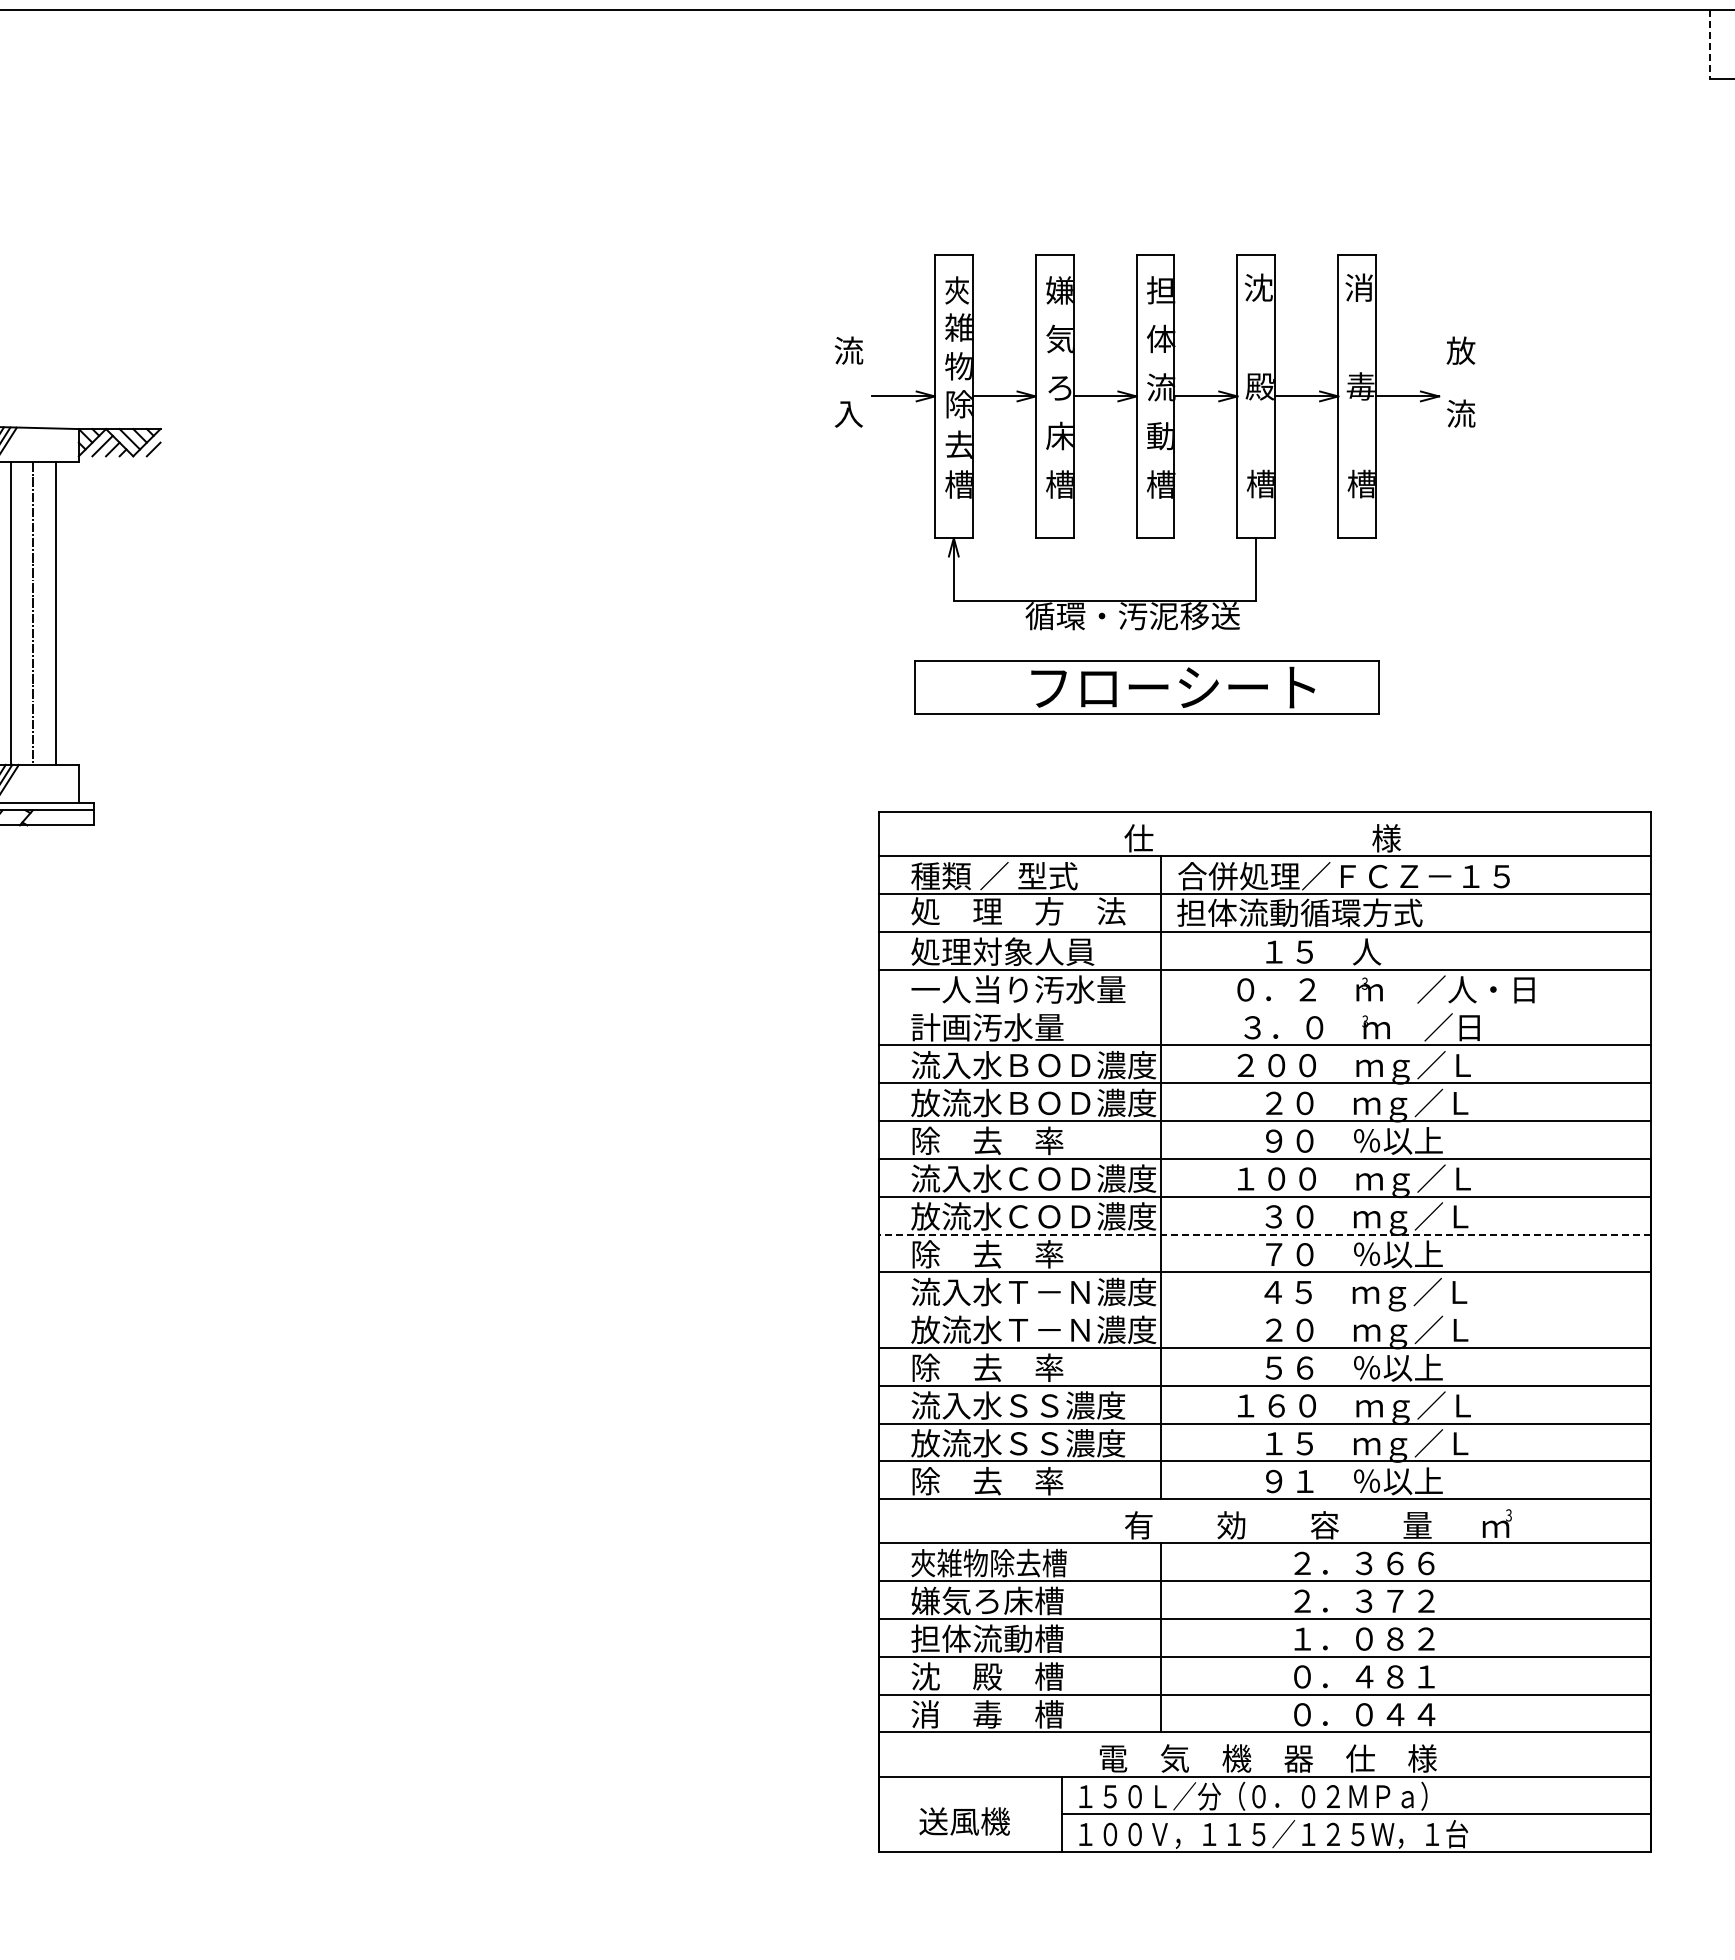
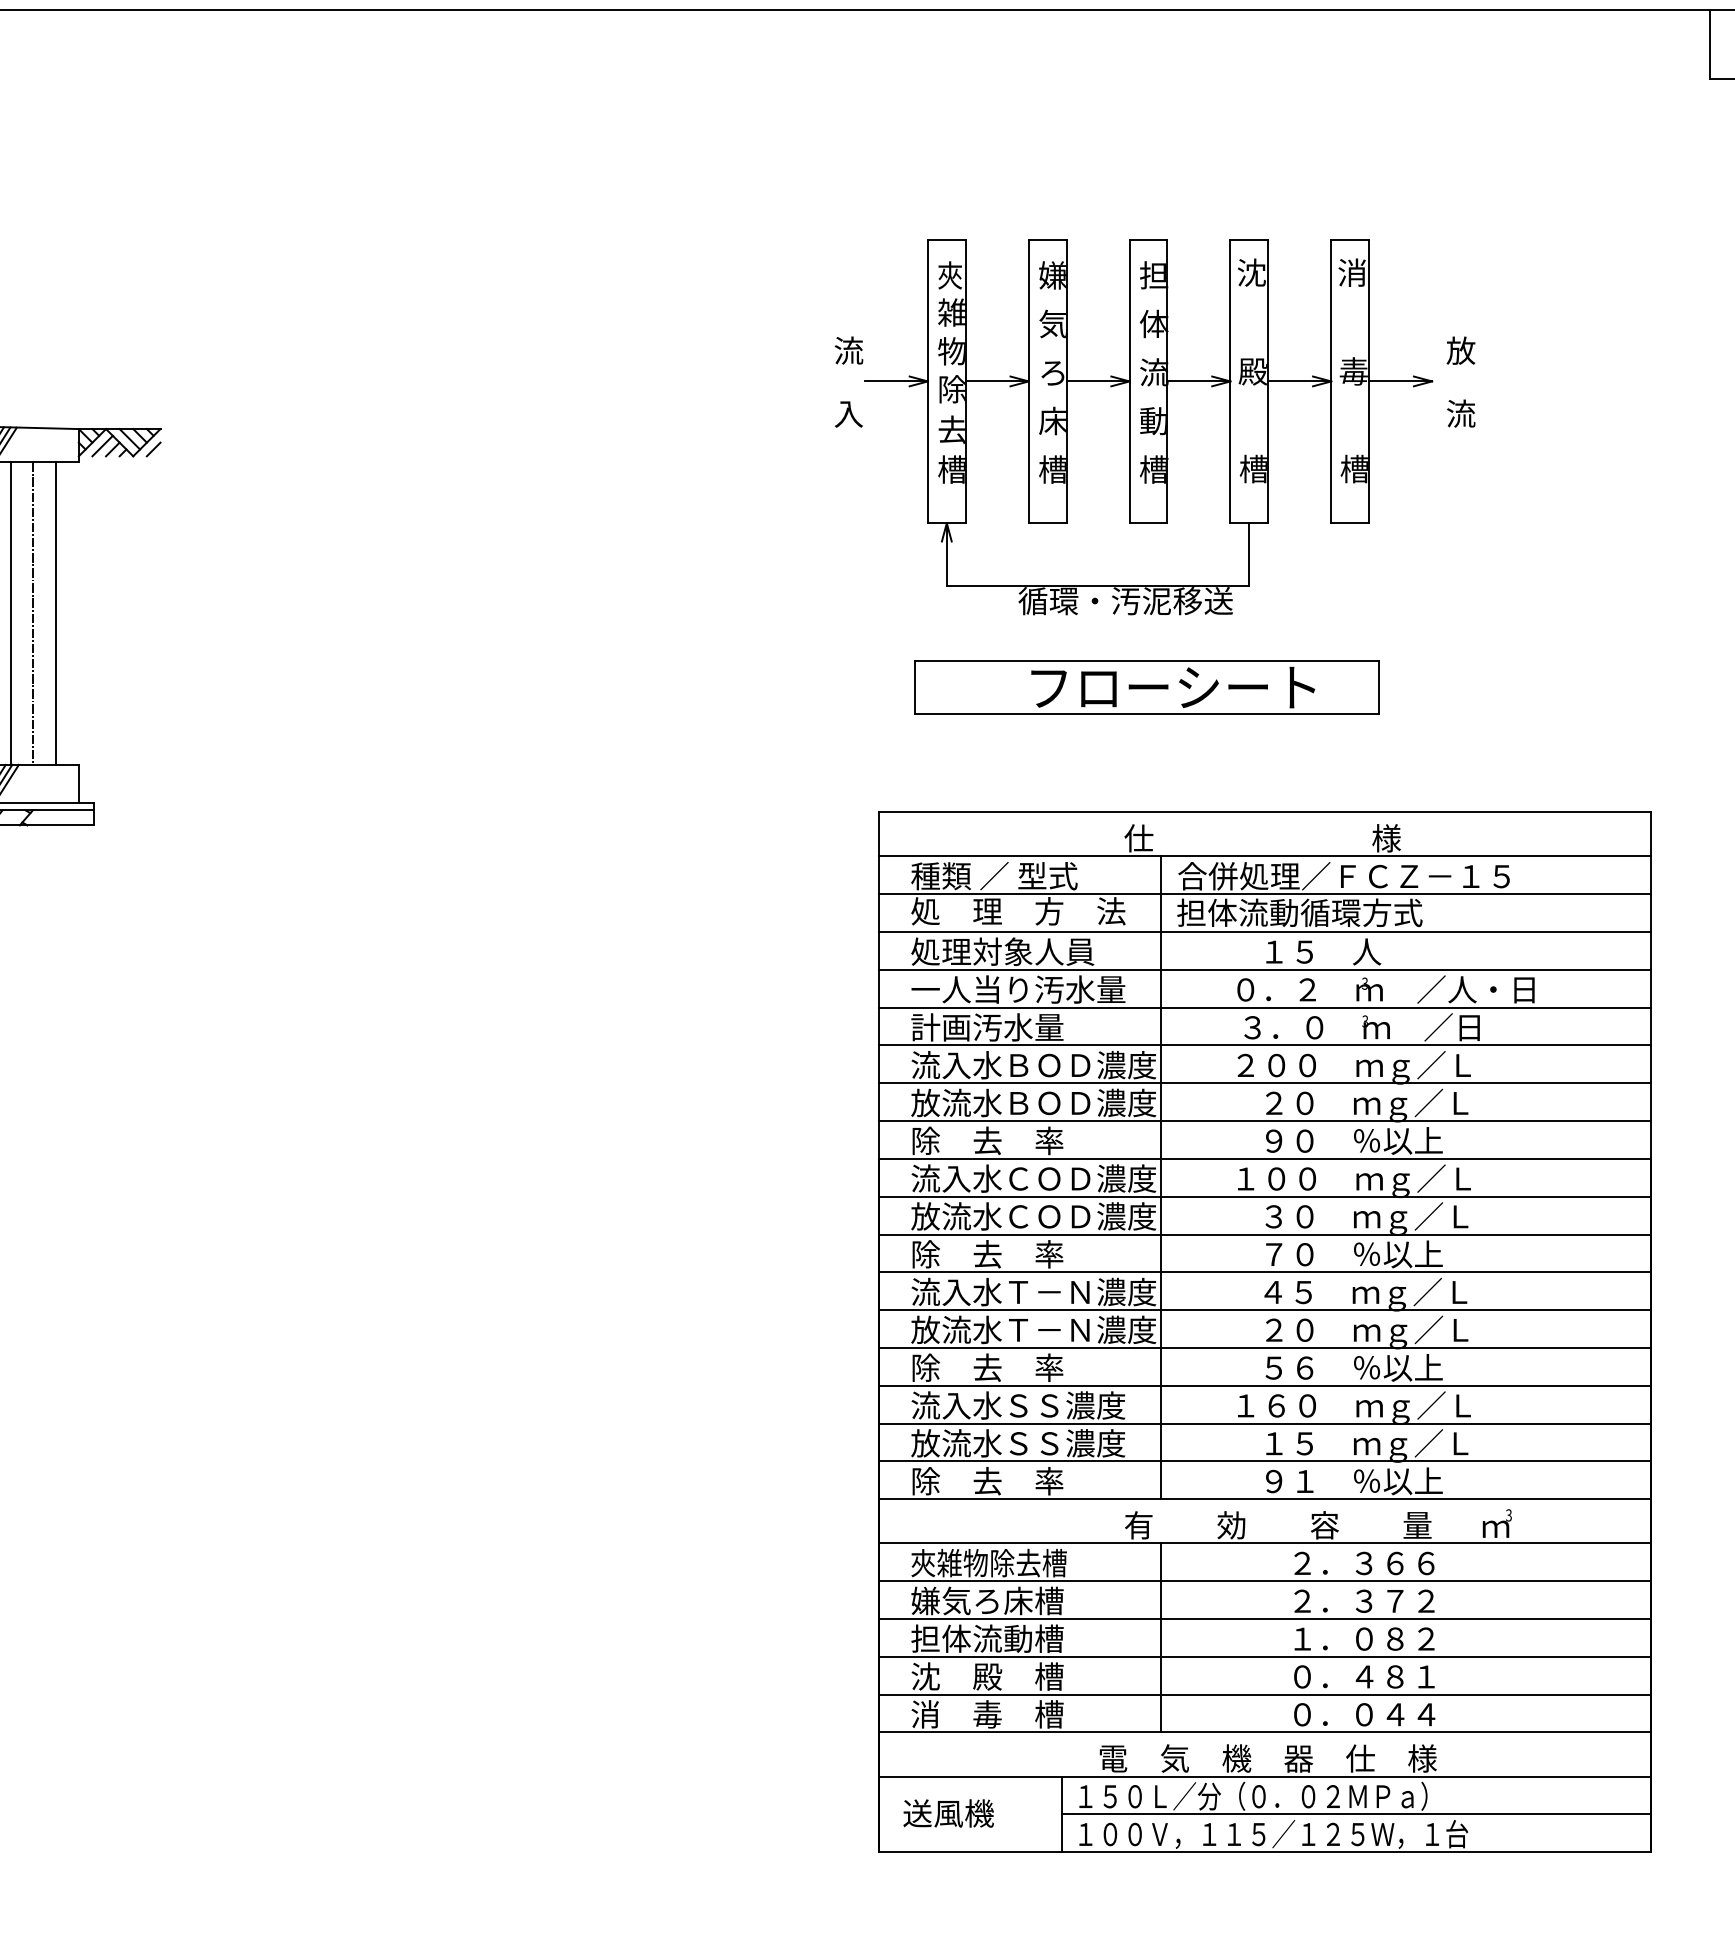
line: dashed -> solid (1709, 44)
part position: (1155, 442) -> (1148, 427) (1148, 427)
line: none -> present (1264, 1007)
line: dashed -> solid (1264, 1234)
line: none -> present (1264, 1310)
text position: (964, 1821) -> (948, 1813) (948, 1813)
